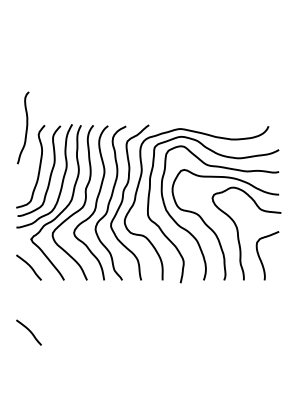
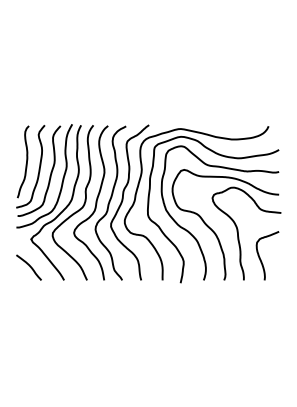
curve position: (26, 127) -> (26, 161) (26, 161)
curve: present -> none (29, 331)
